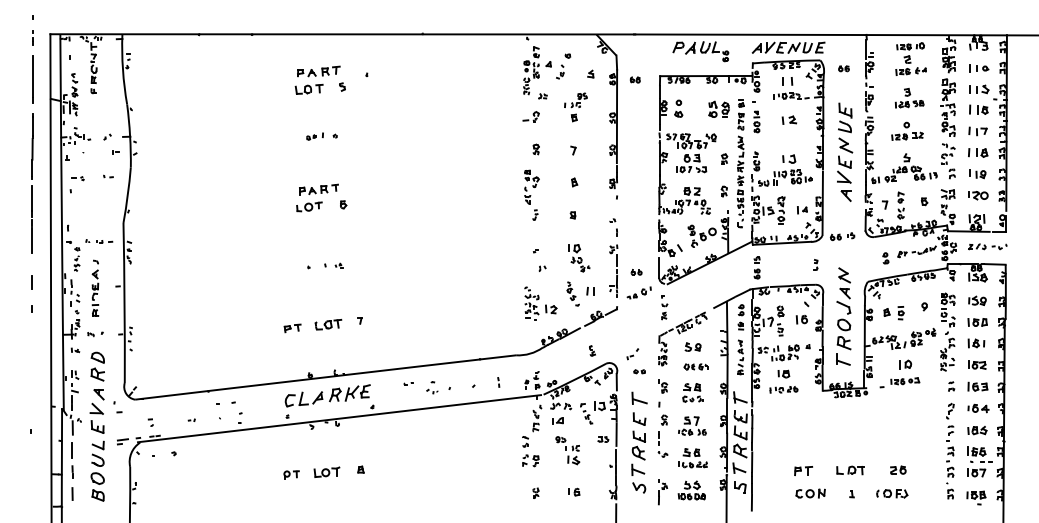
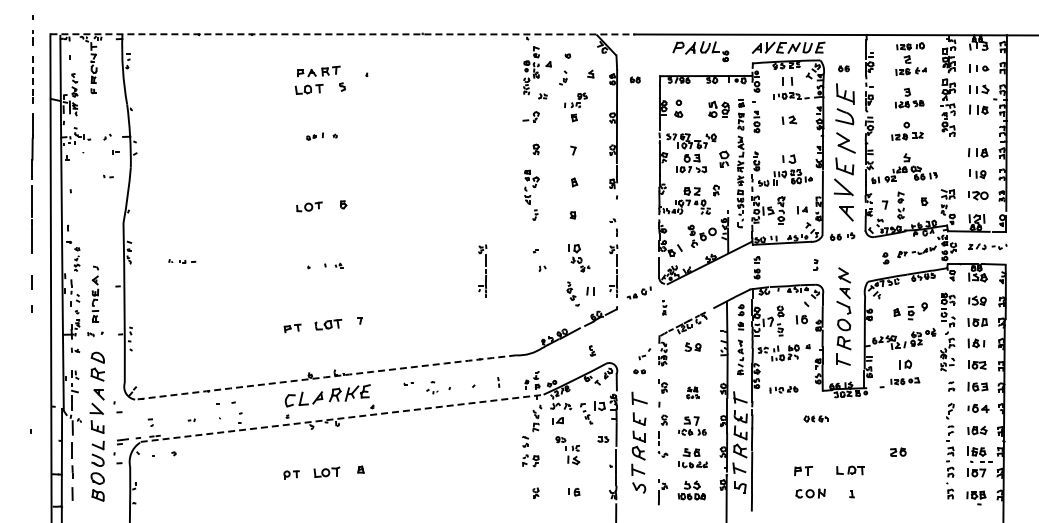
line: solid -> dashed (343, 34)
part position: (560, 71) -> (563, 77) (563, 77)
line: solid -> dashed (32, 76)
part: present -> none (977, 131)
part size: 17x100 px -> 22x139 px (844, 152)
part size: 8x12 px -> 11x18 px (724, 158)
part: present -> none (948, 161)
part: present -> none (77, 178)
part: present -> none (318, 189)
part position: (723, 191) -> (715, 190) (715, 190)
part position: (99, 241) -> (182, 261) (182, 261)
part: none -> present (482, 270)
part: present -> none (636, 272)
part position: (95, 287) -> (95, 293) (95, 293)
part: present -> none (540, 303)
part size: 8x26 px -> 6x16 px (664, 307)
part position: (893, 313) -> (903, 313) (903, 313)
part position: (632, 354) -> (644, 354) (644, 354)
part position: (695, 366) -> (815, 418) (815, 418)
part: present -> none (783, 373)
arc: solid -> dashed (325, 377)
part size: 22x20 px -> 14x14 px (692, 392)
line: solid -> dashed (339, 418)
part: none -> present (117, 458)
part position: (898, 469) -> (898, 451) (898, 451)
part: present -> none (892, 493)
